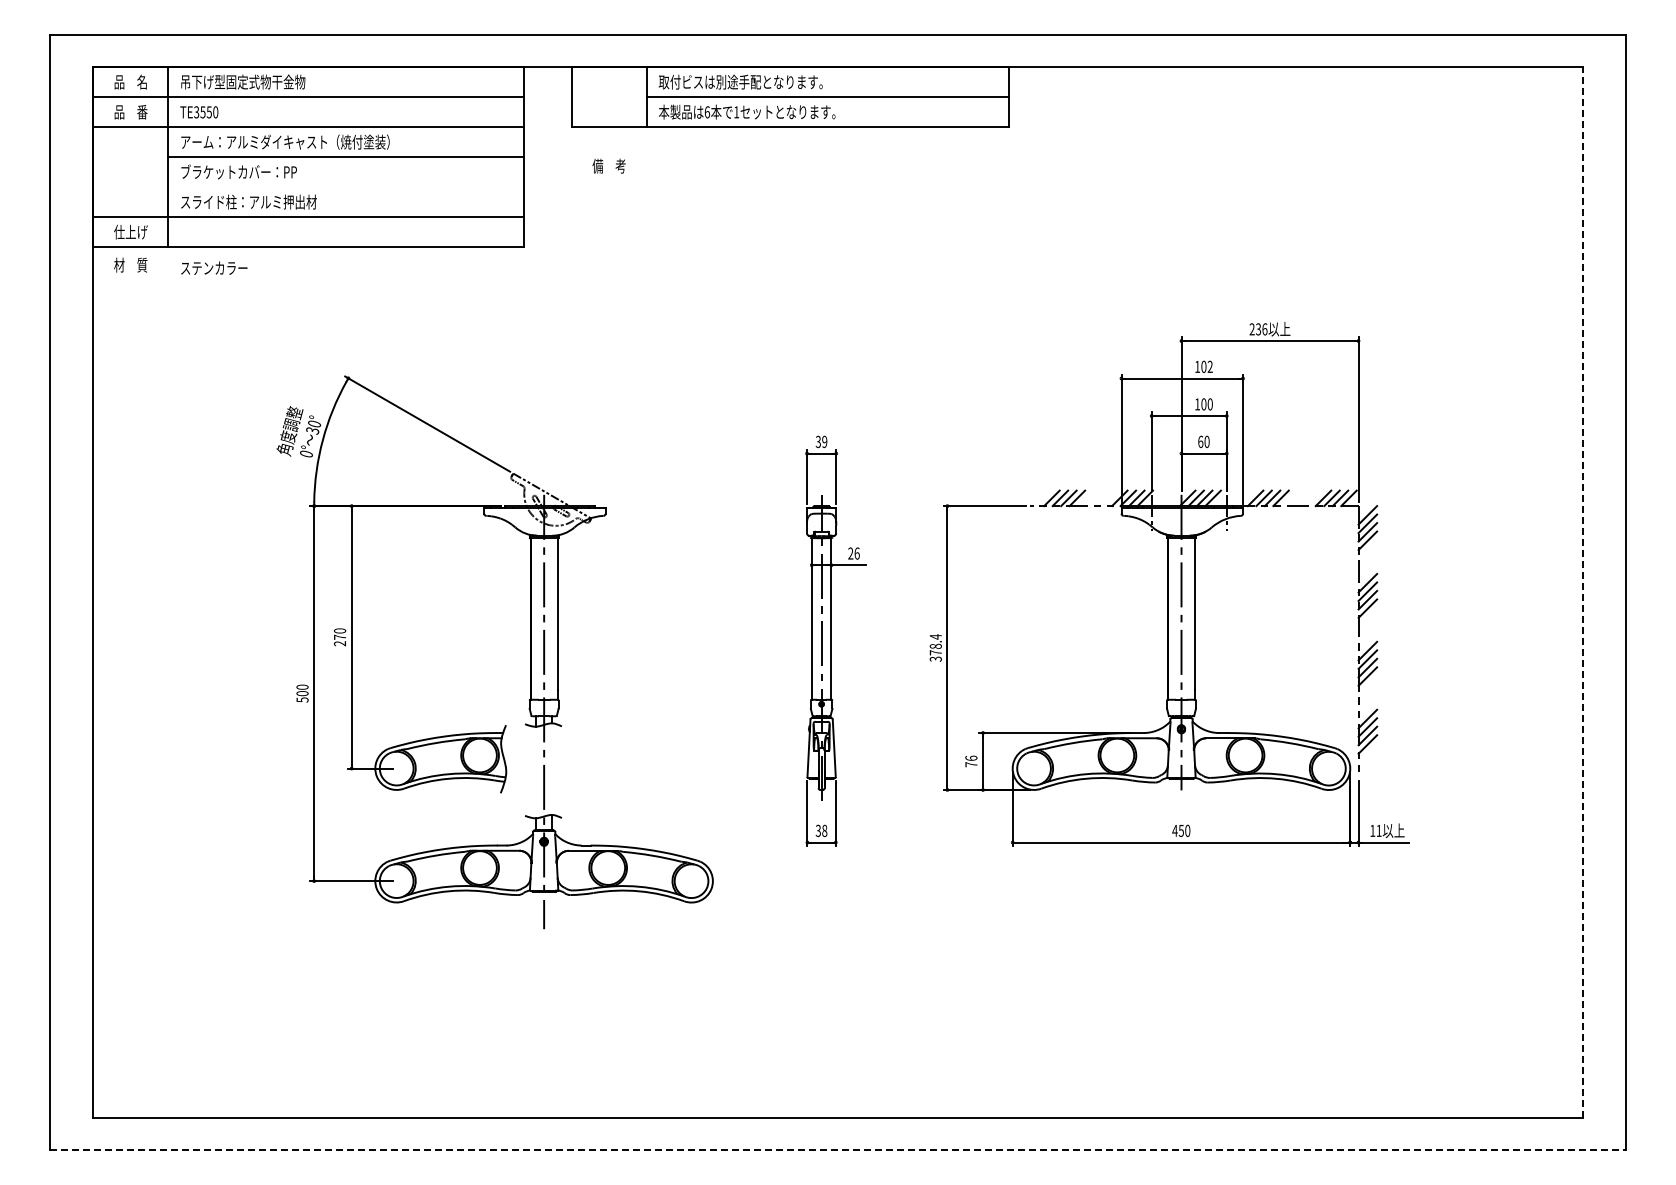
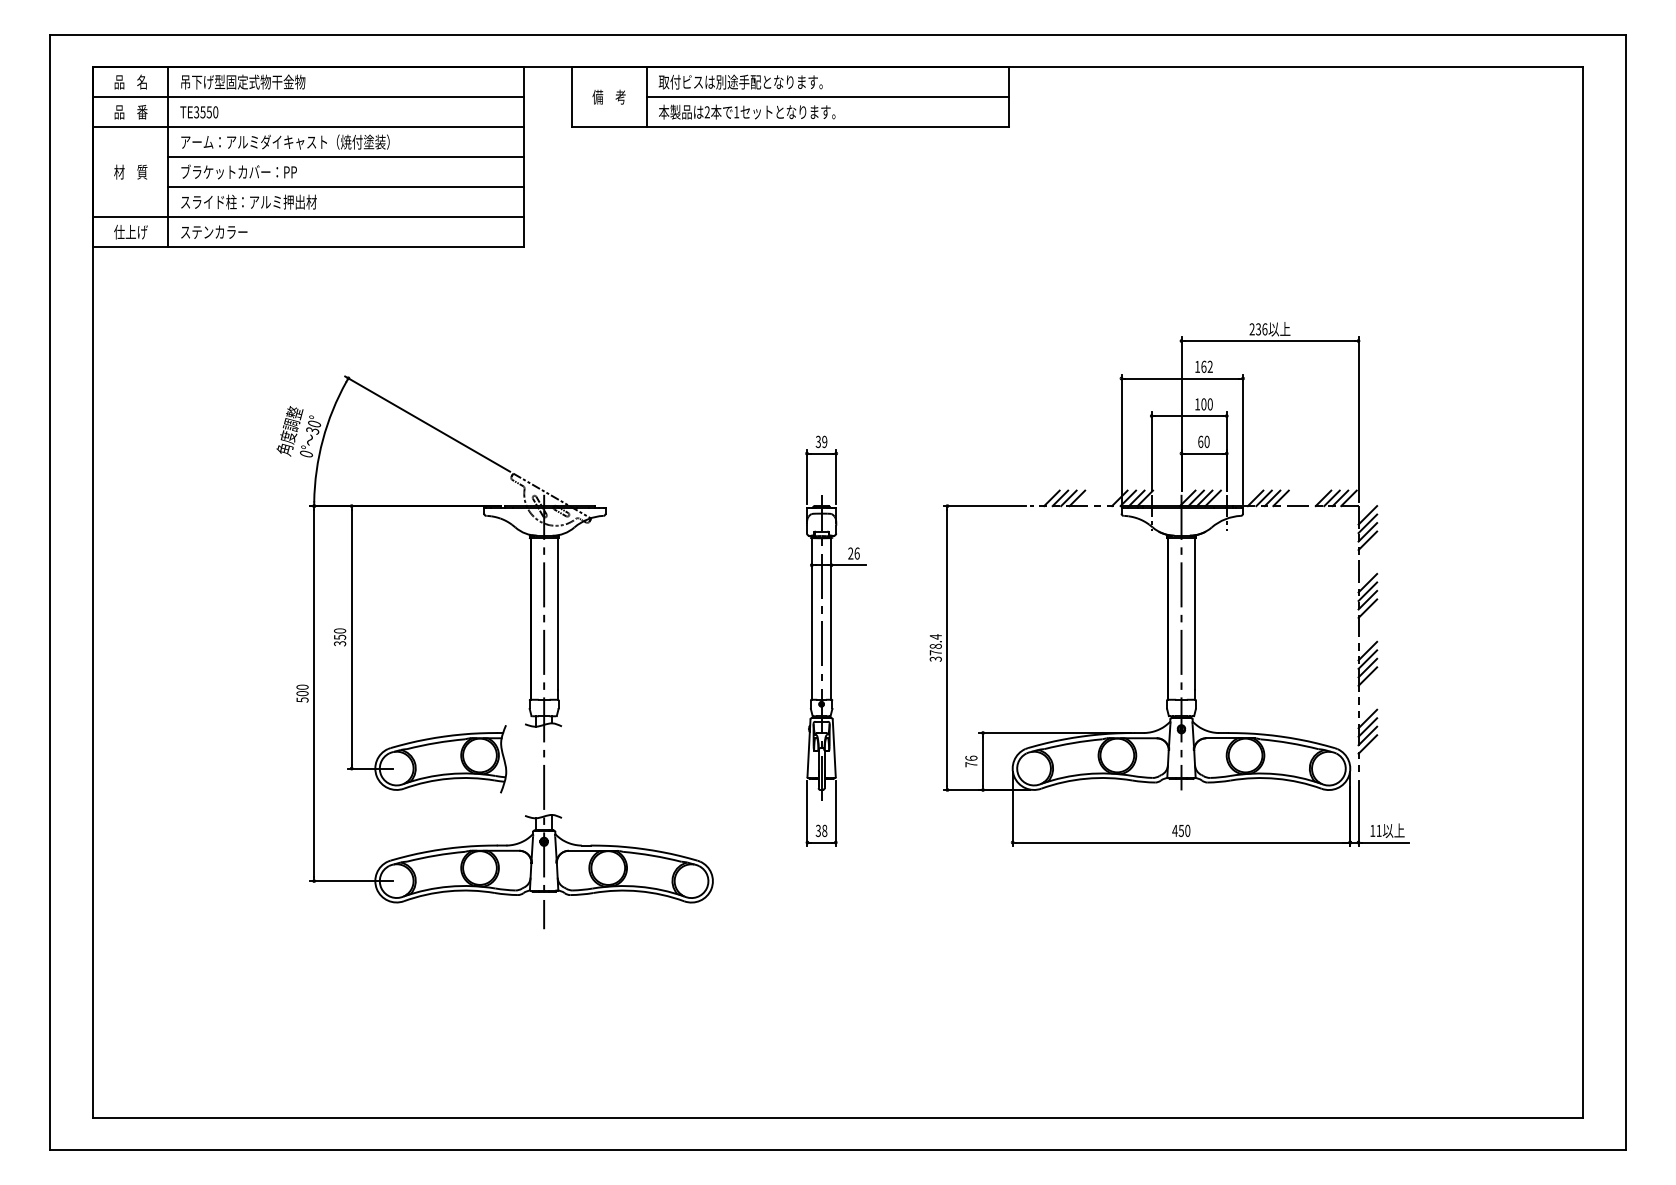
text: 6 -> 2 (706, 112)
text position: (608, 165) -> (608, 96) (608, 96)
line: none -> present (346, 187)
text position: (130, 264) -> (130, 171) (130, 171)
text position: (214, 267) -> (214, 231) (214, 231)
text: 102 -> 162 (1203, 366)
line: dashed -> solid (1582, 592)
text: 270 -> 350 (340, 640)
line: dashed -> solid (838, 1149)
